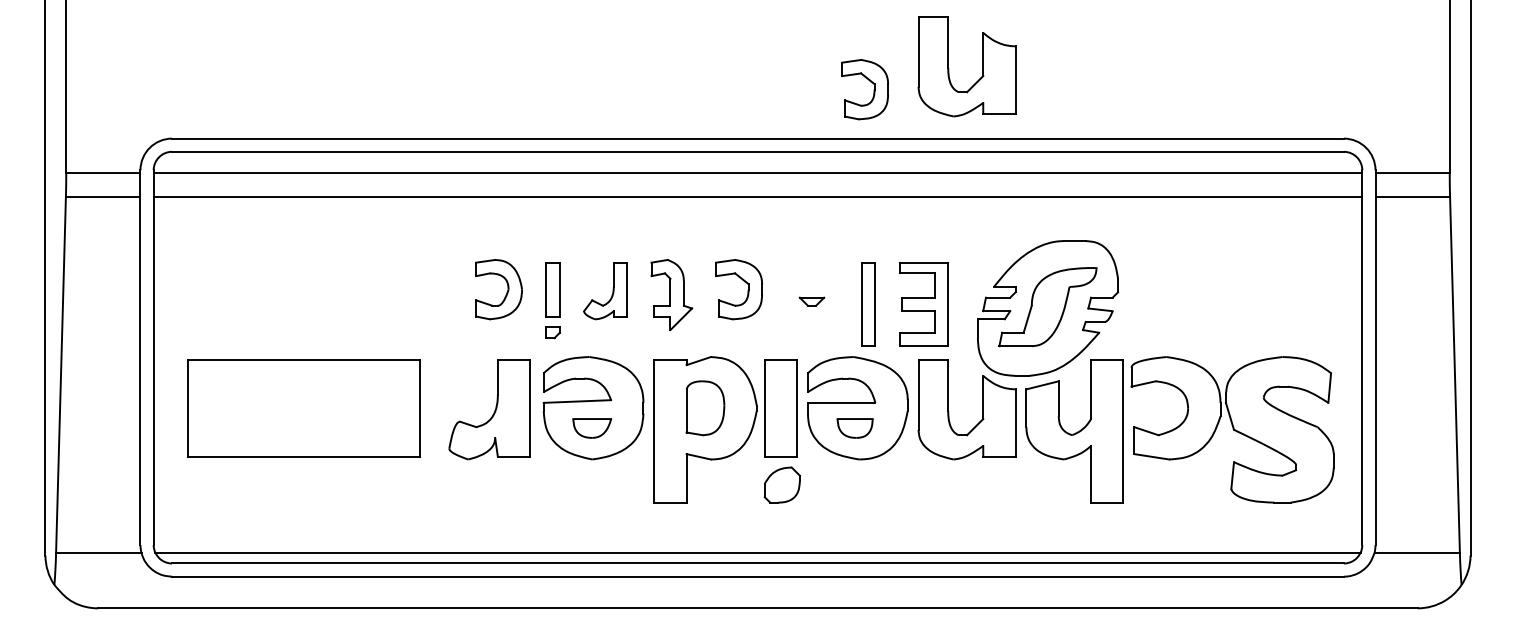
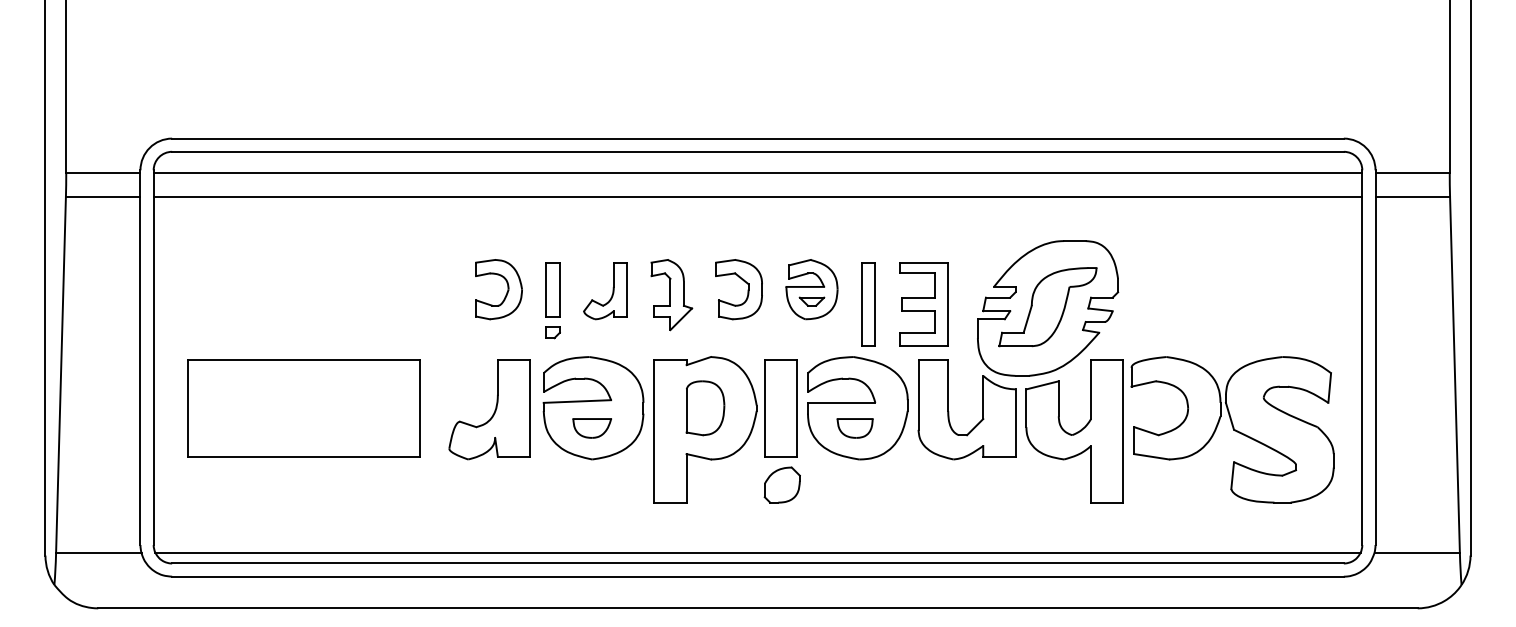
part: present -> none (982, 66)
part: present -> none (873, 89)
part: none -> present (811, 289)
